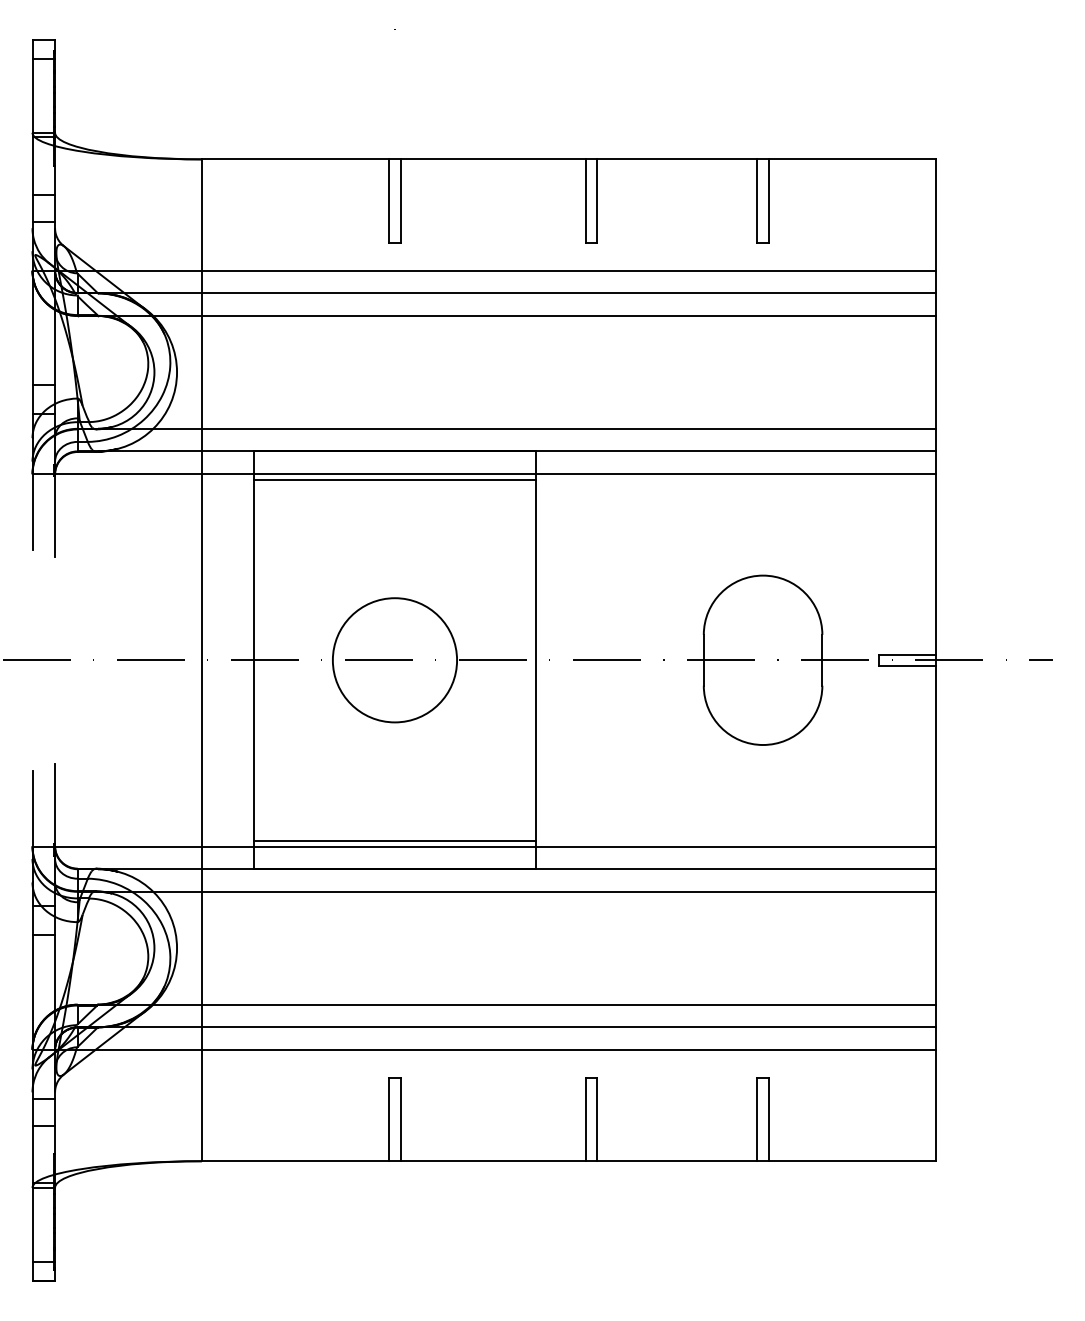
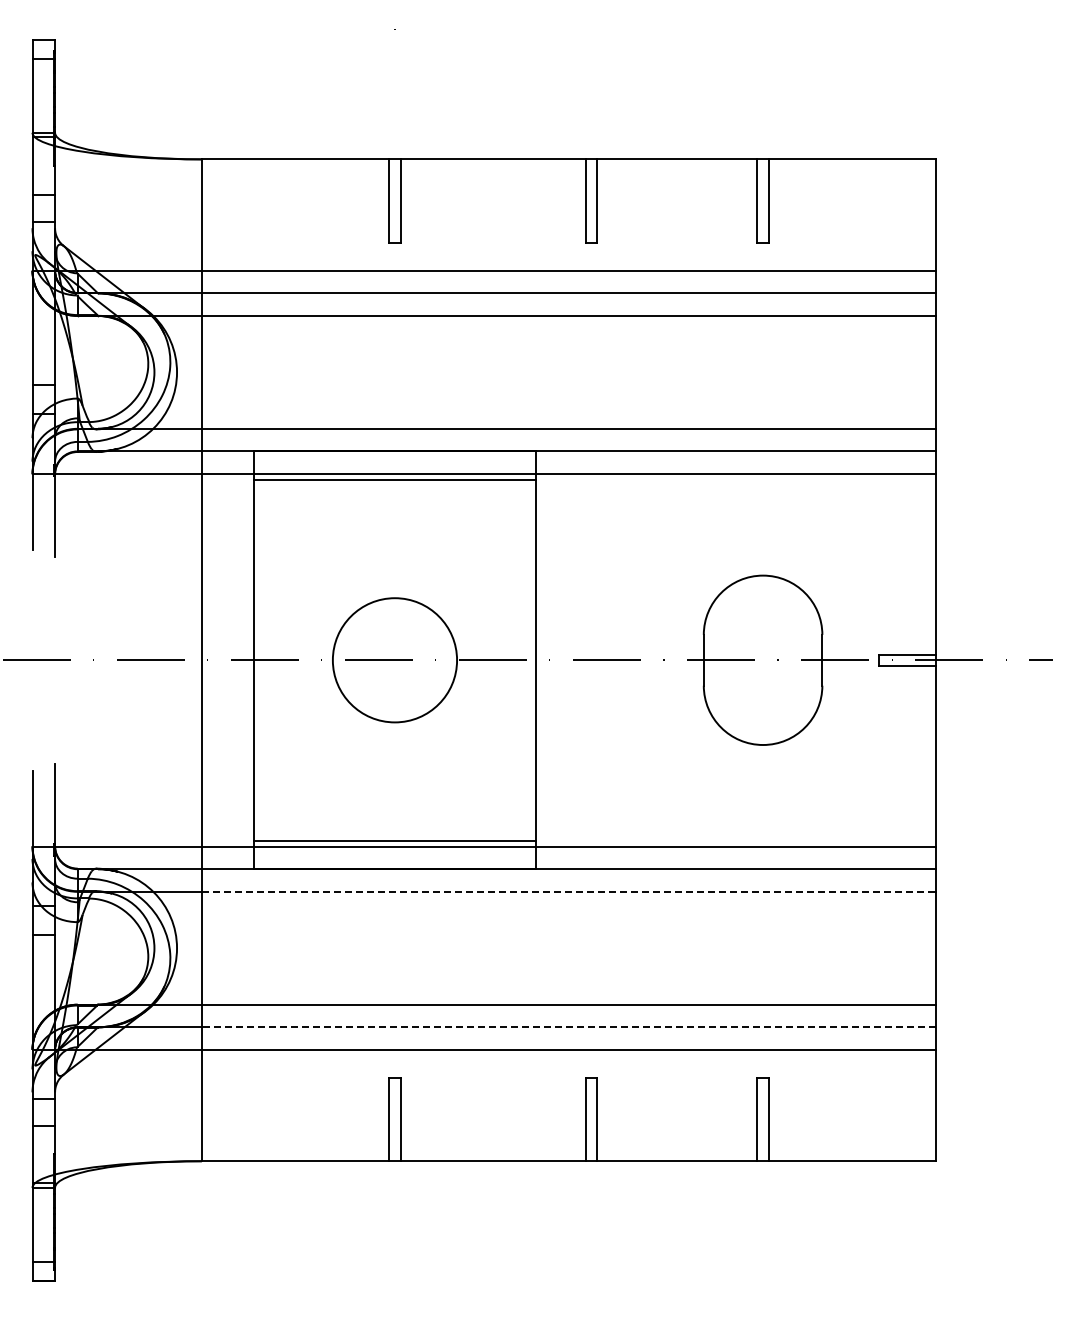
line: solid -> dashed (568, 891)
line: solid -> dashed (568, 1027)
